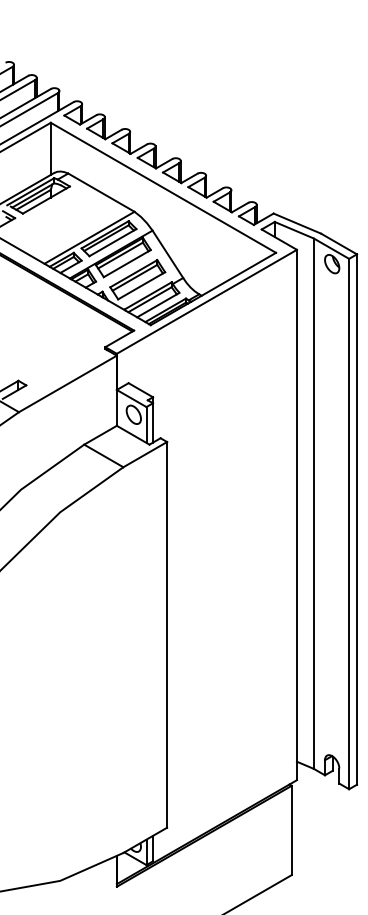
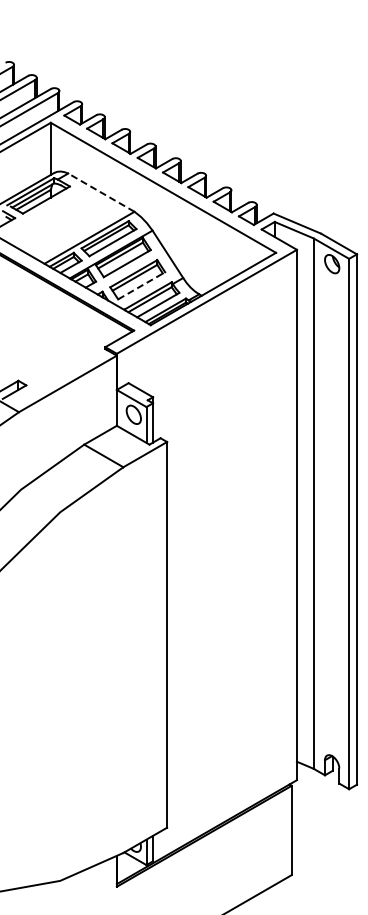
line: solid -> dashed (100, 192)
line: solid -> dashed (142, 285)
